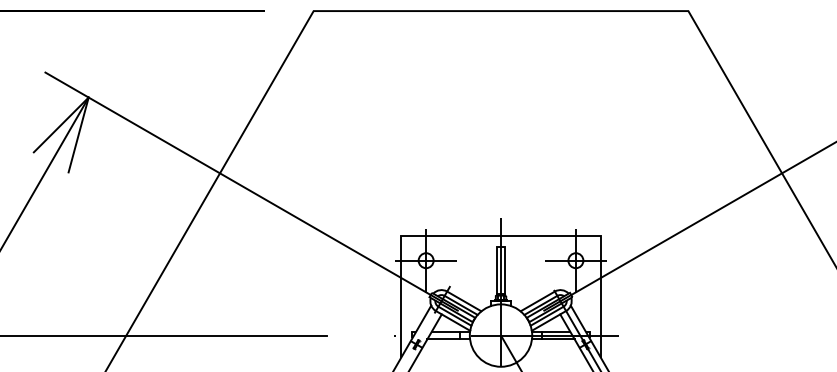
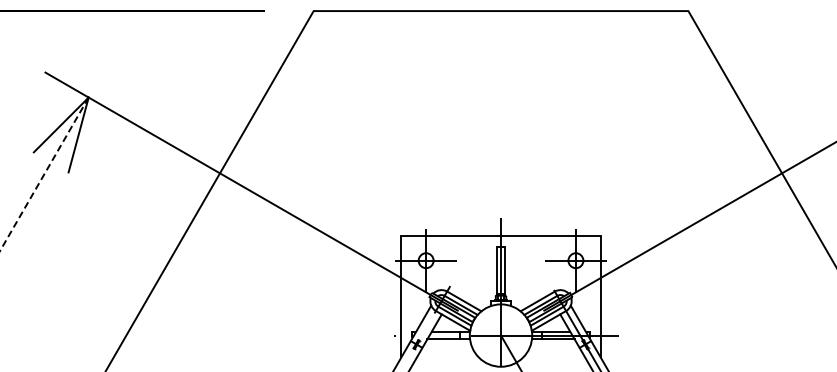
line: solid -> dashed (44, 174)
line: present -> none (164, 335)
